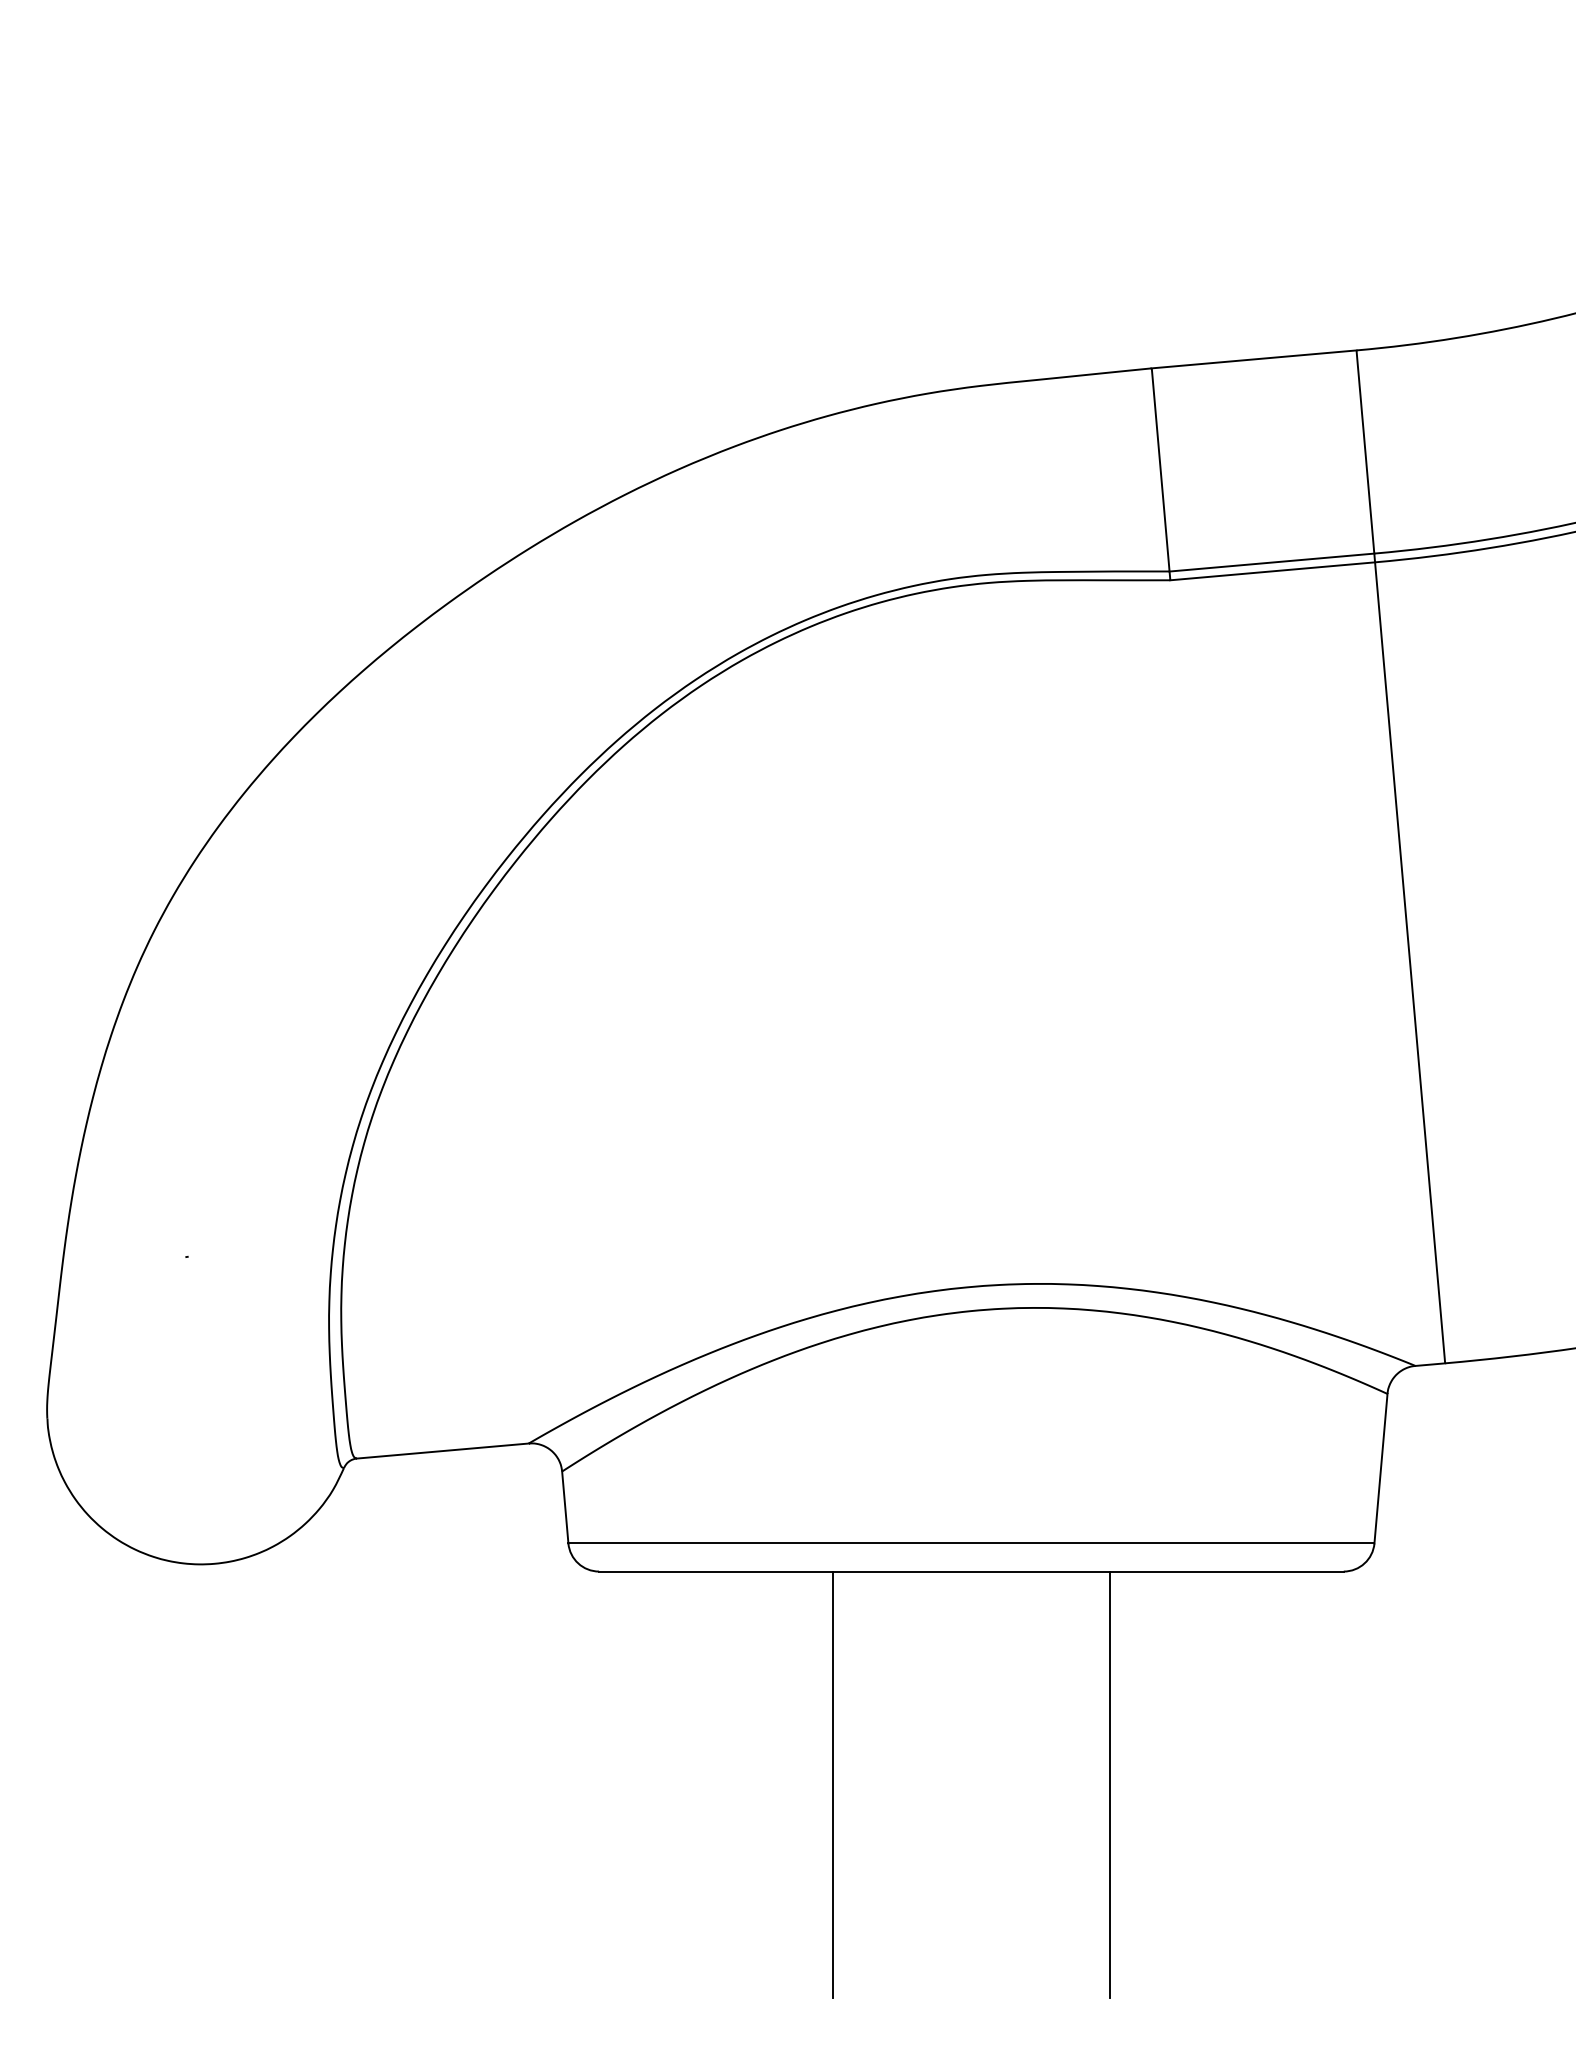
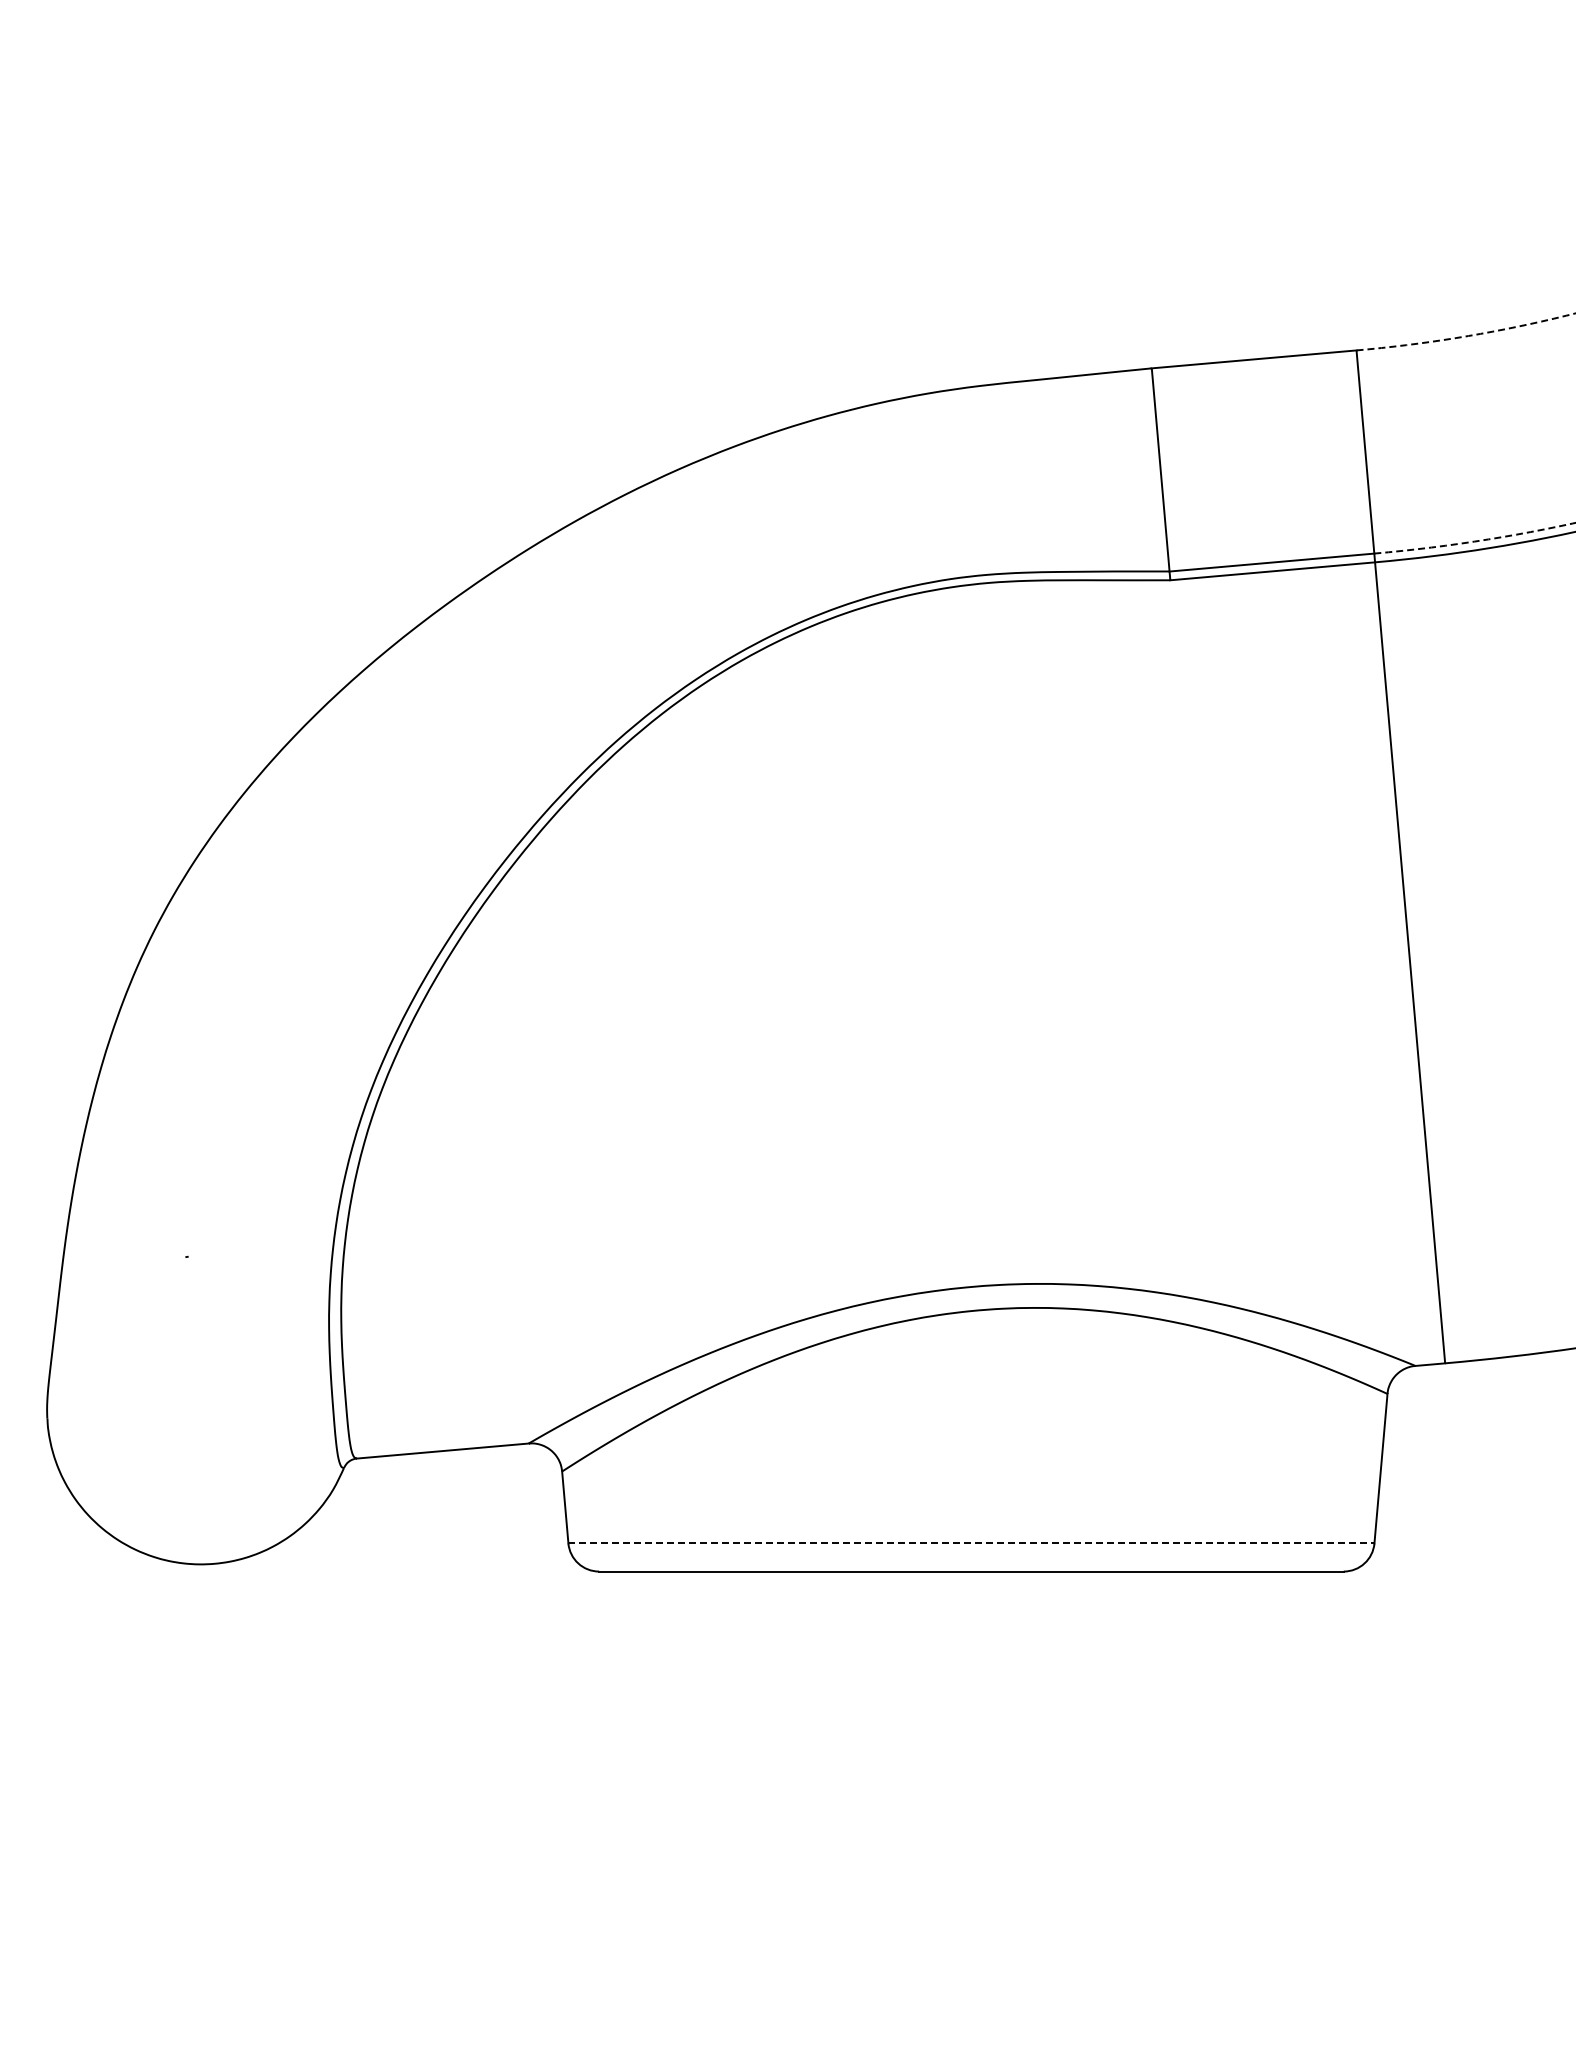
arc: solid -> dashed (1465, 336)
arc: solid -> dashed (1476, 541)
line: solid -> dashed (971, 1543)
line: present -> none (832, 1784)
line: present -> none (1110, 1784)
